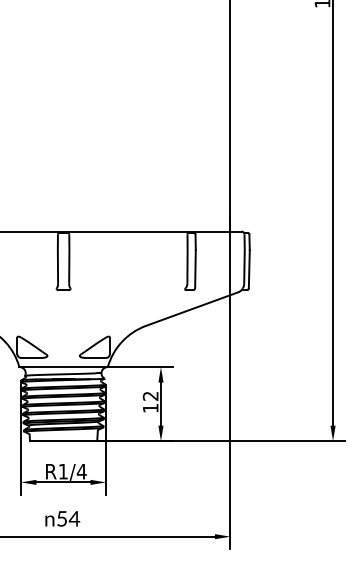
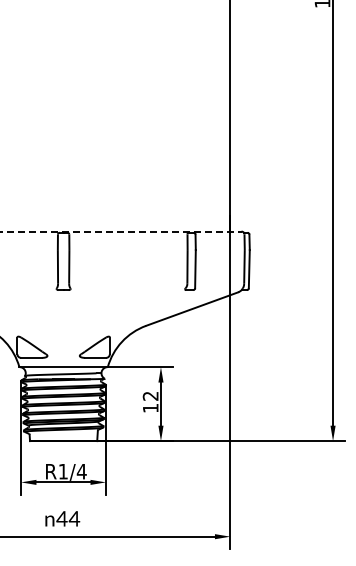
line: solid -> dashed (121, 231)
text: 54 -> 44 (61, 518)
